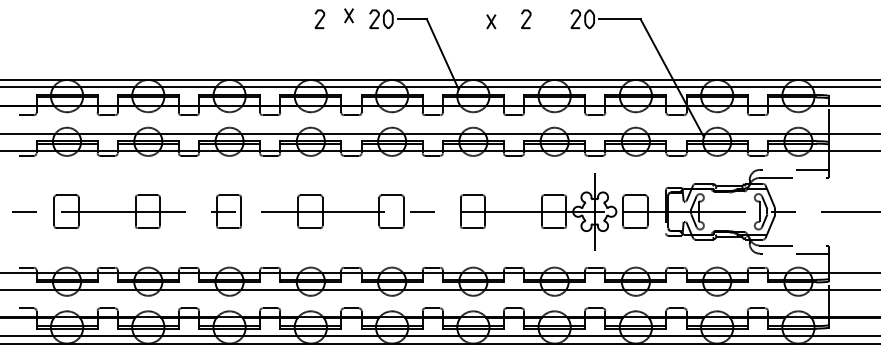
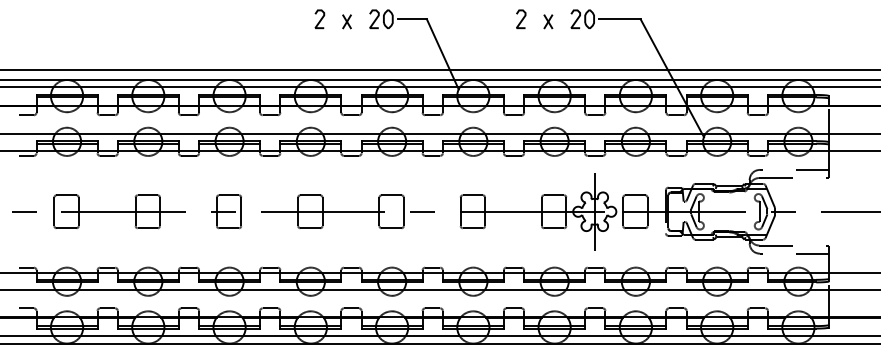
part position: (348, 15) -> (346, 21) (346, 21)
curve position: (526, 19) -> (521, 19) (521, 19)
part position: (491, 21) -> (548, 21) (548, 21)
line: none -> present (439, 70)
